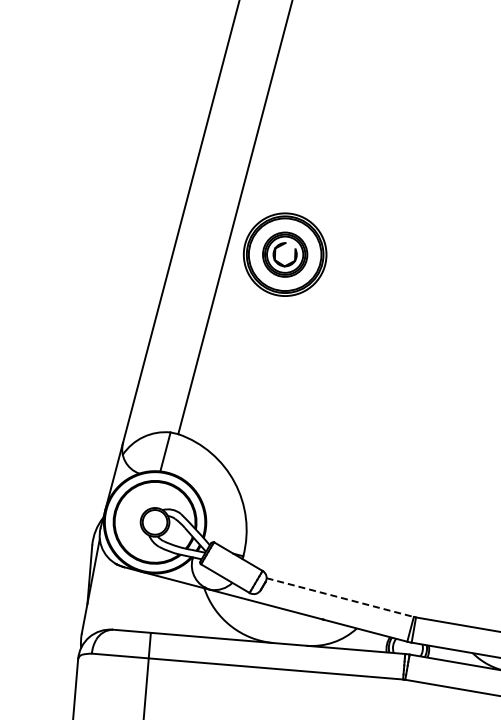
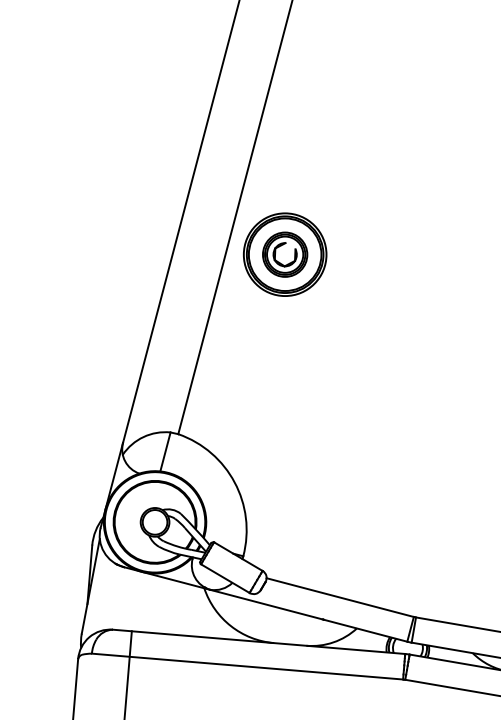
line: dashed -> solid (340, 597)
line position: (146, 674) -> (127, 673) (127, 673)
